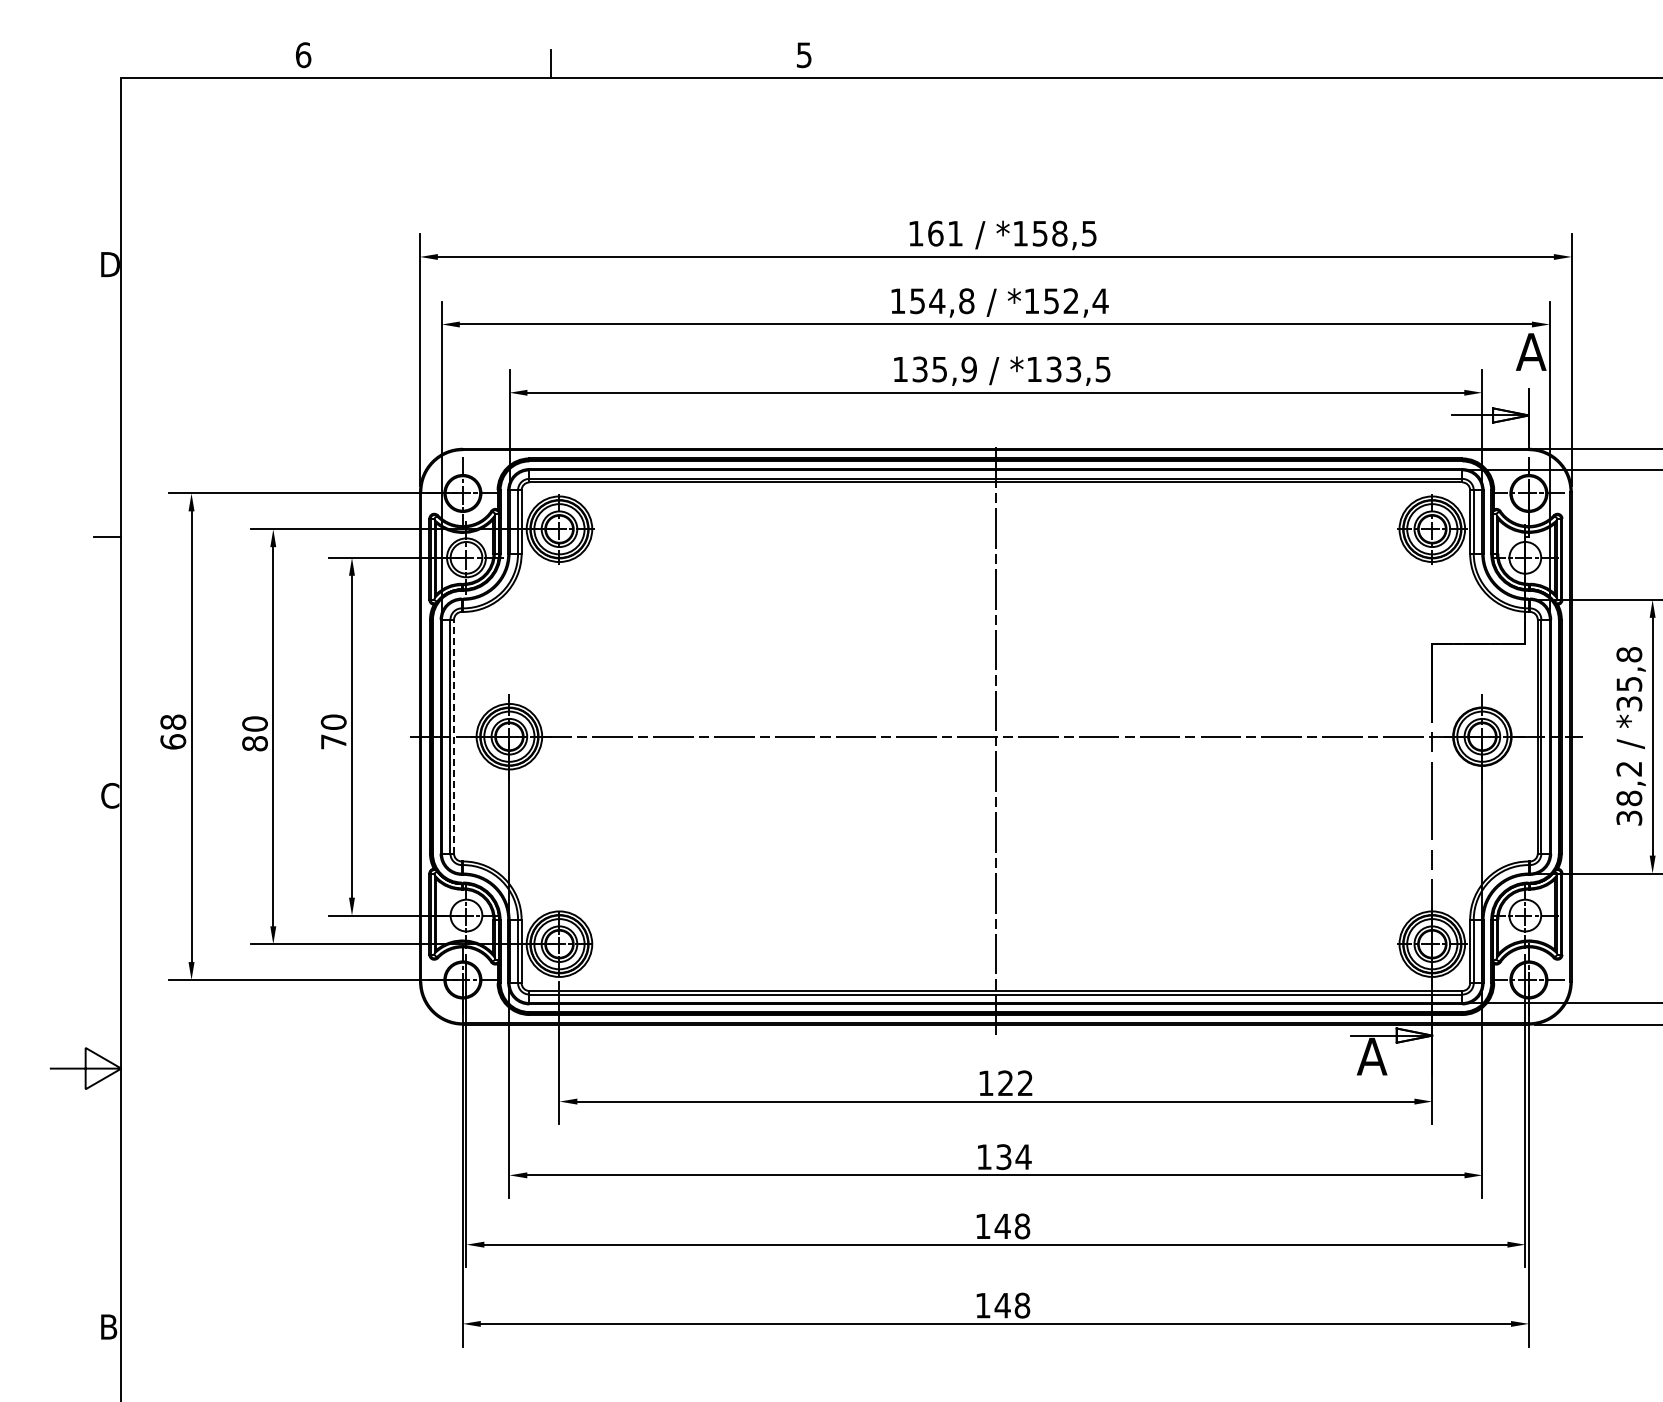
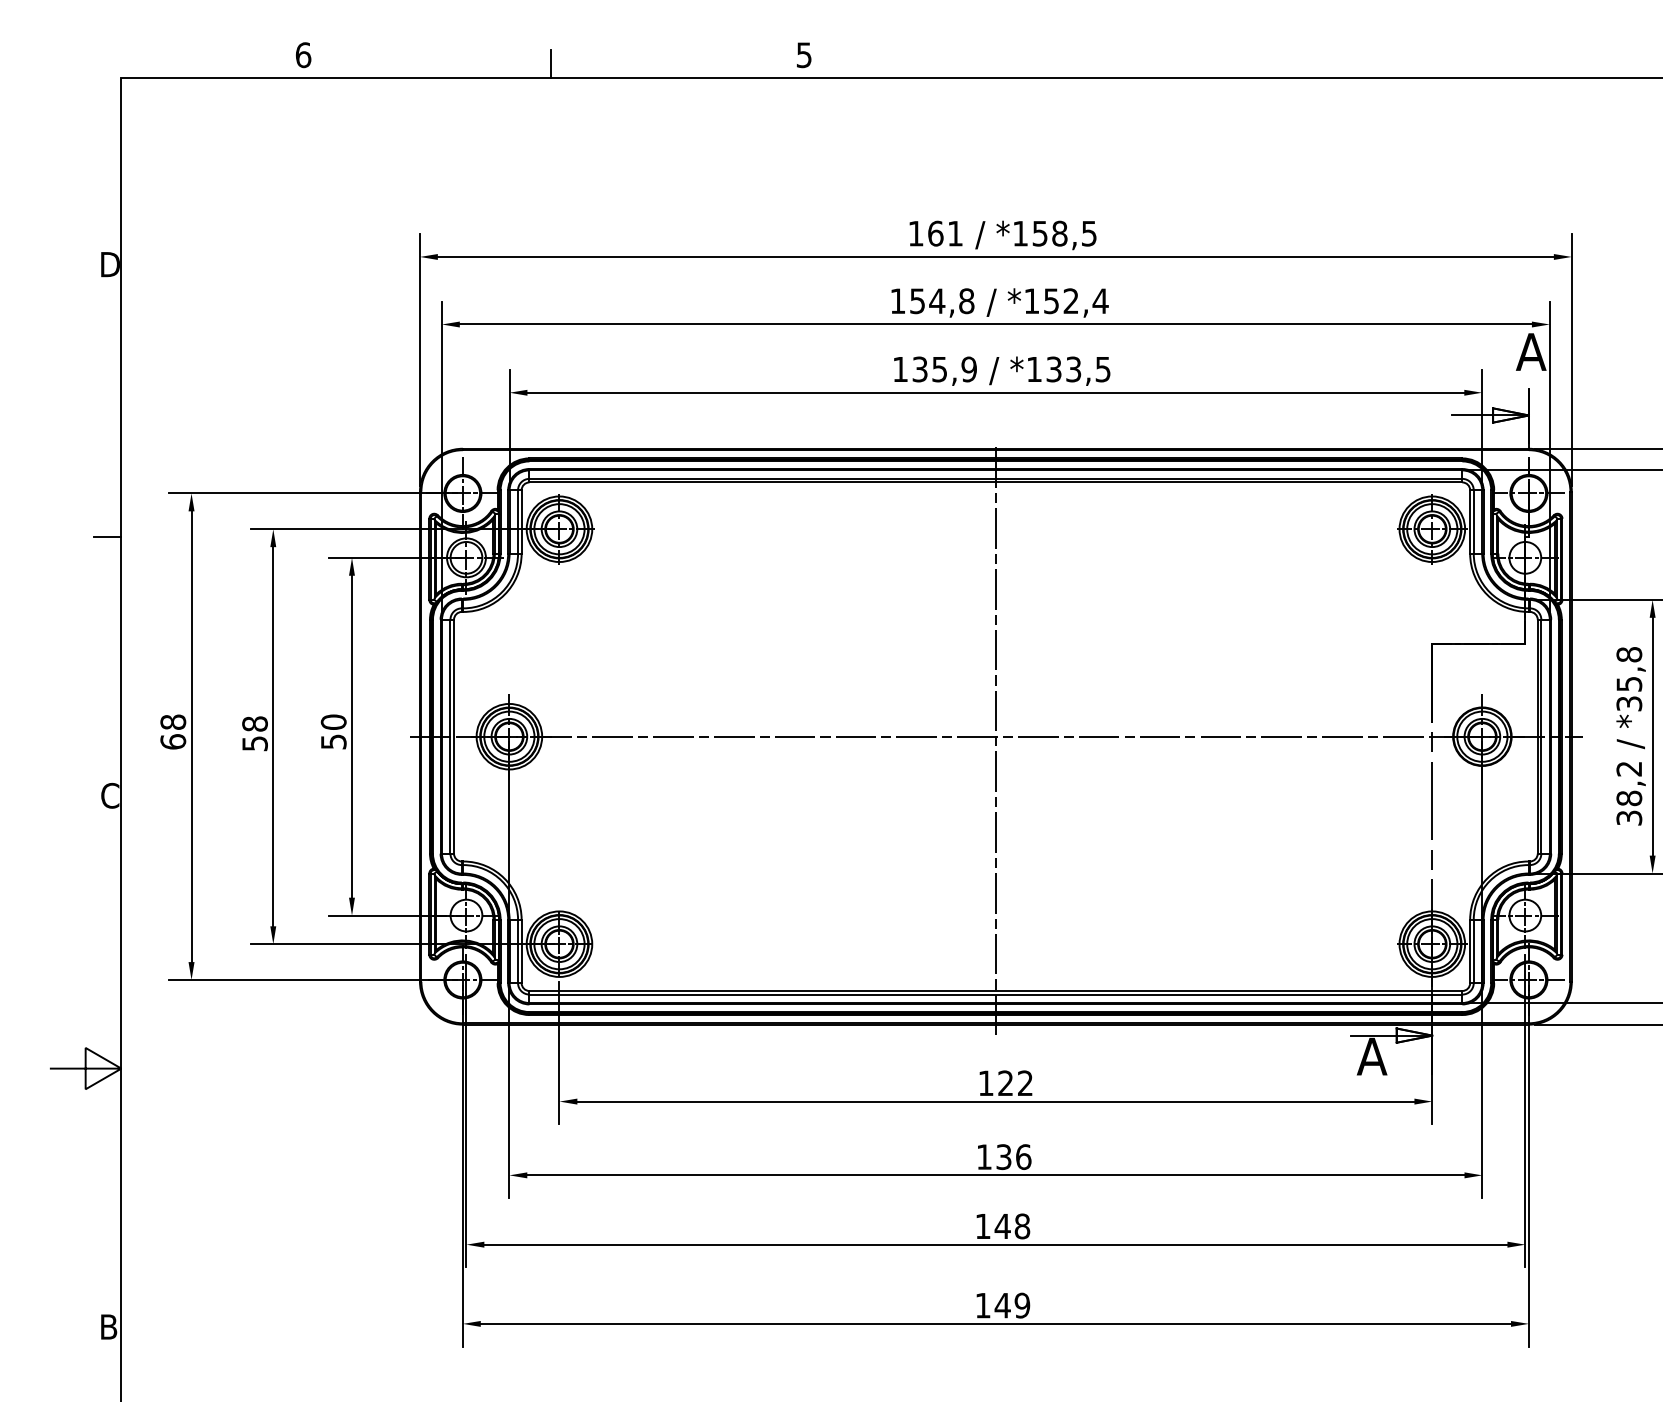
text: 80 -> 58 (254, 733)
line: dashed -> solid (454, 736)
text: 70 -> 50 (333, 741)
text: 134 -> 136 (1023, 1156)
text: 148 -> 149 (1022, 1305)
